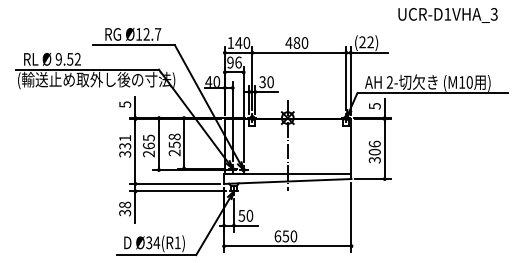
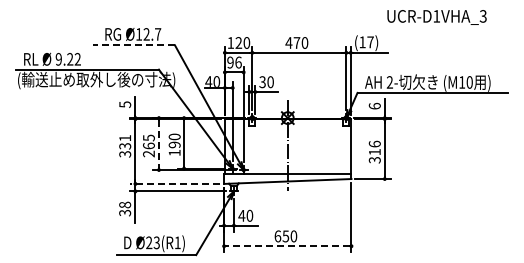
text position: (447, 15) -> (436, 17) (436, 17)
text: 140 -> 120 (238, 42)
text: 480 -> 470 (296, 42)
text: (22) -> (17) (366, 42)
line: solid -> dashed (133, 45)
text: 9.52 -> 9.22 (70, 59)
text: 5 -> 6 (374, 105)
line: solid -> dashed (158, 144)
text: 258 -> 190 (174, 144)
text: 306 -> 316 (374, 151)
line: solid -> dashed (174, 183)
text: 50 -> 40 (241, 215)
text: Ø34(R1) -> Ø23(R1) (153, 242)
line: solid -> dashed (287, 246)
